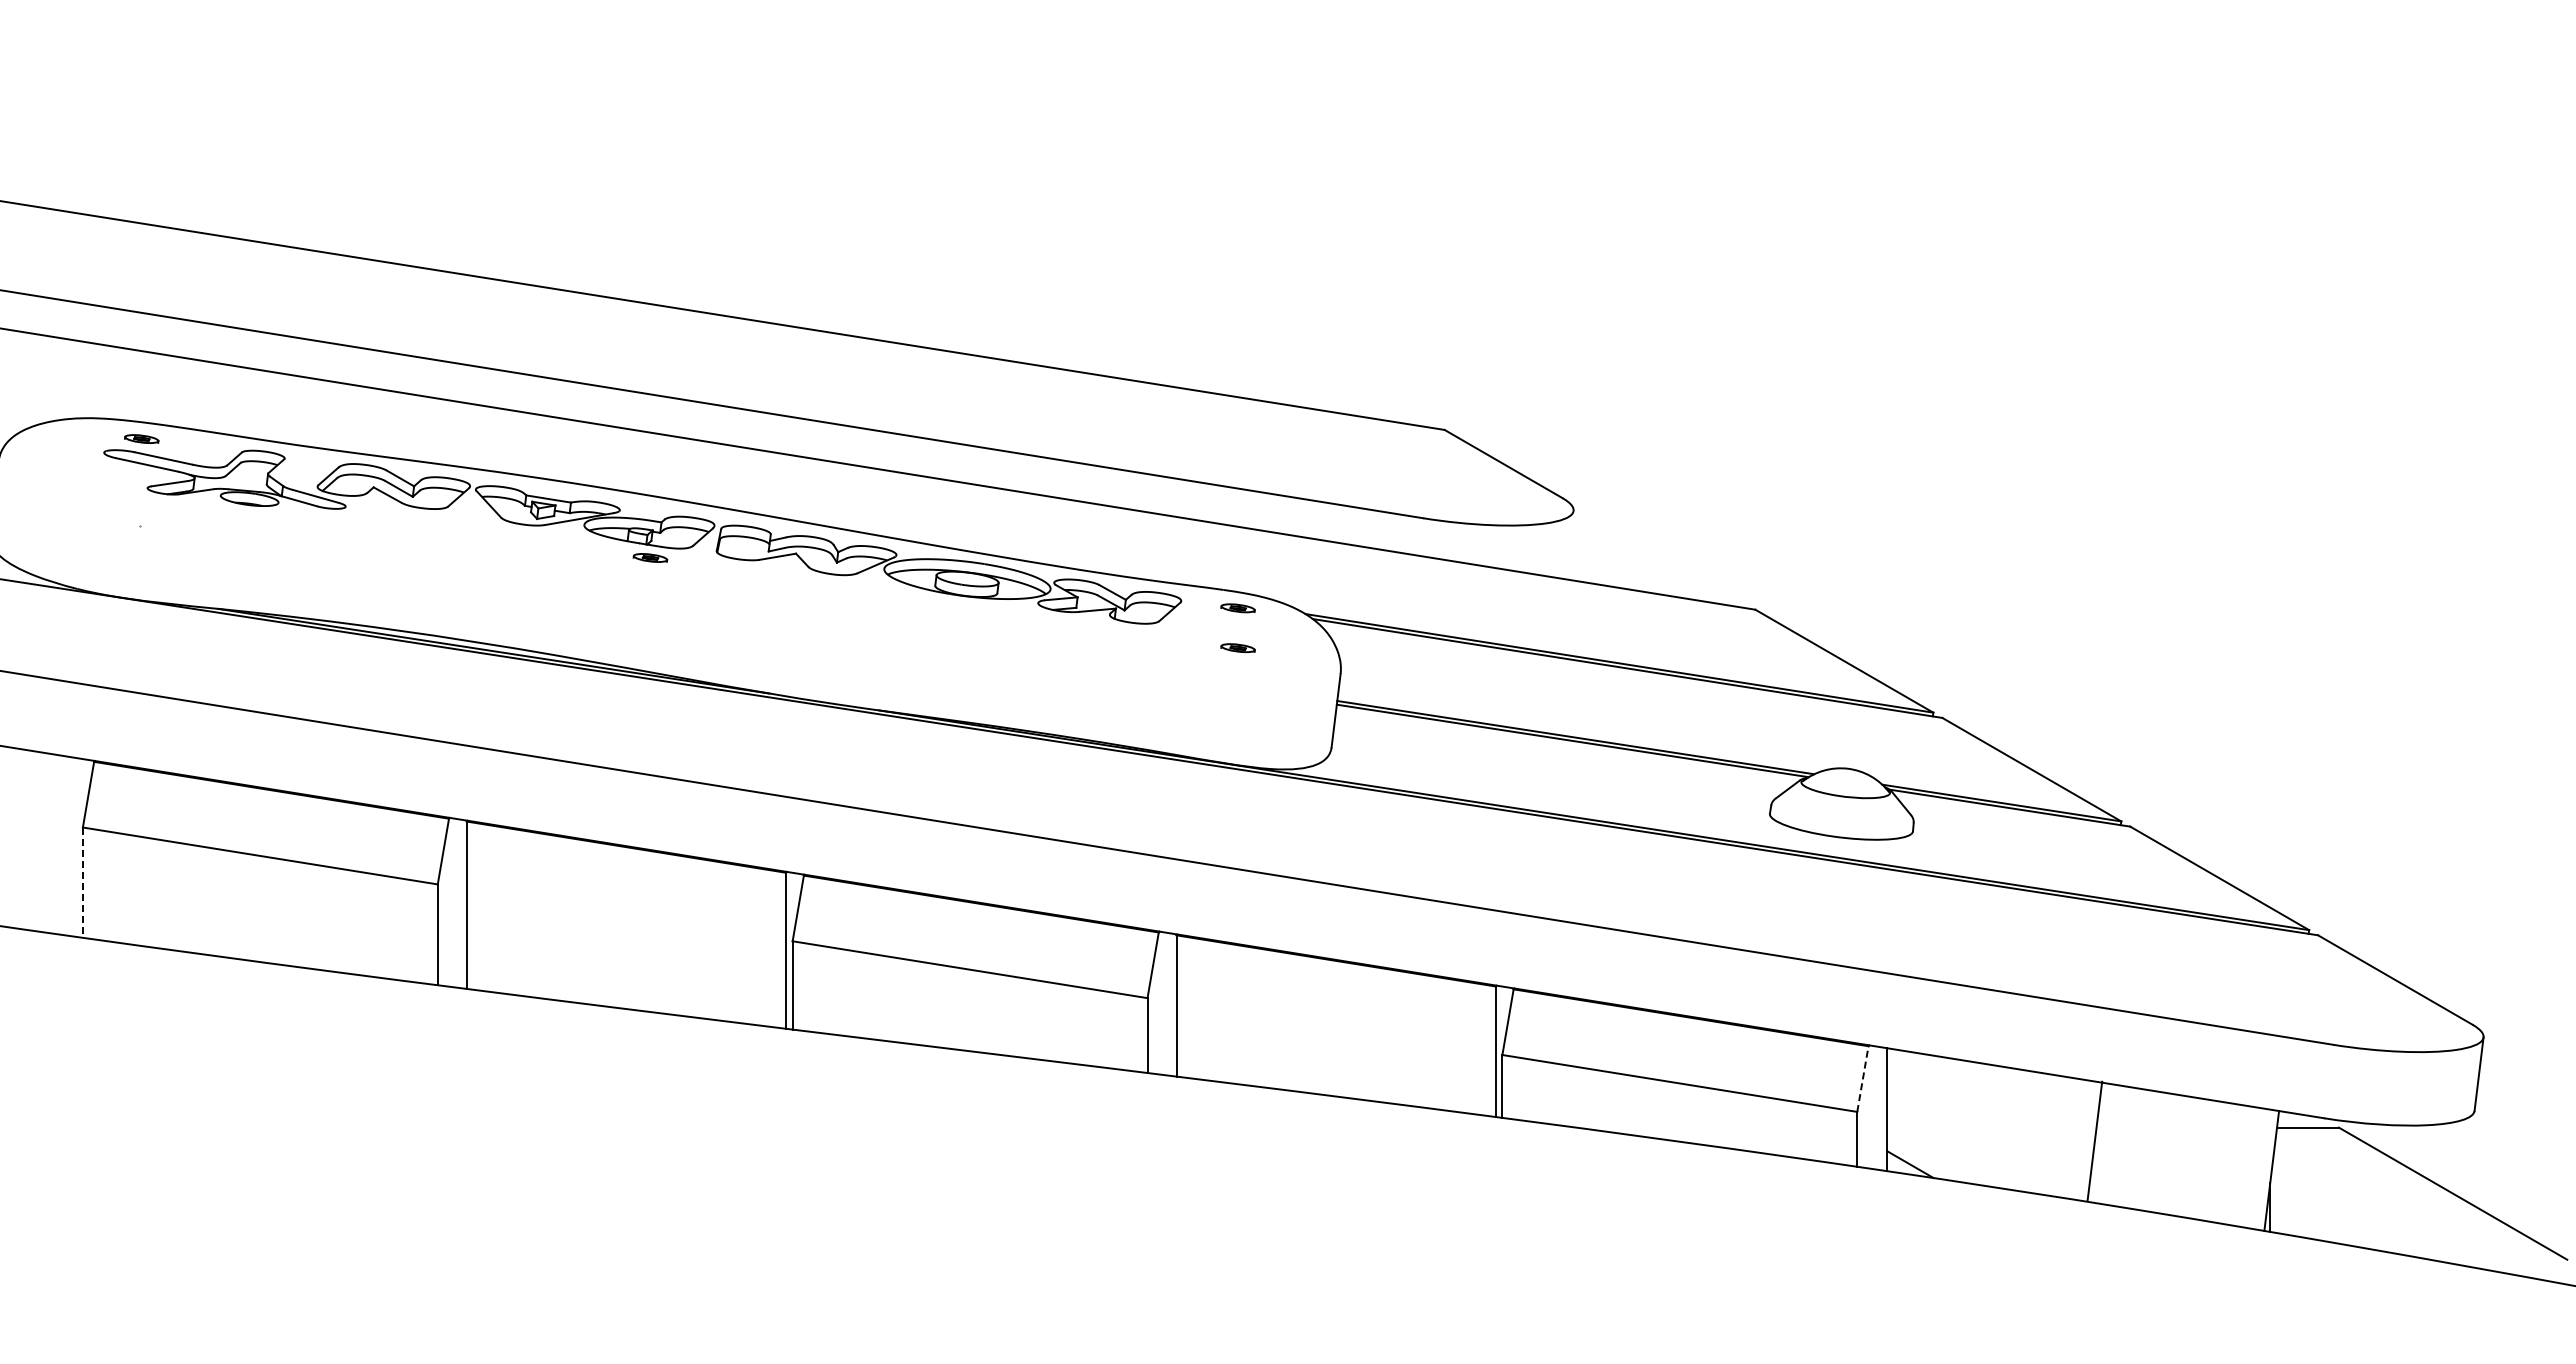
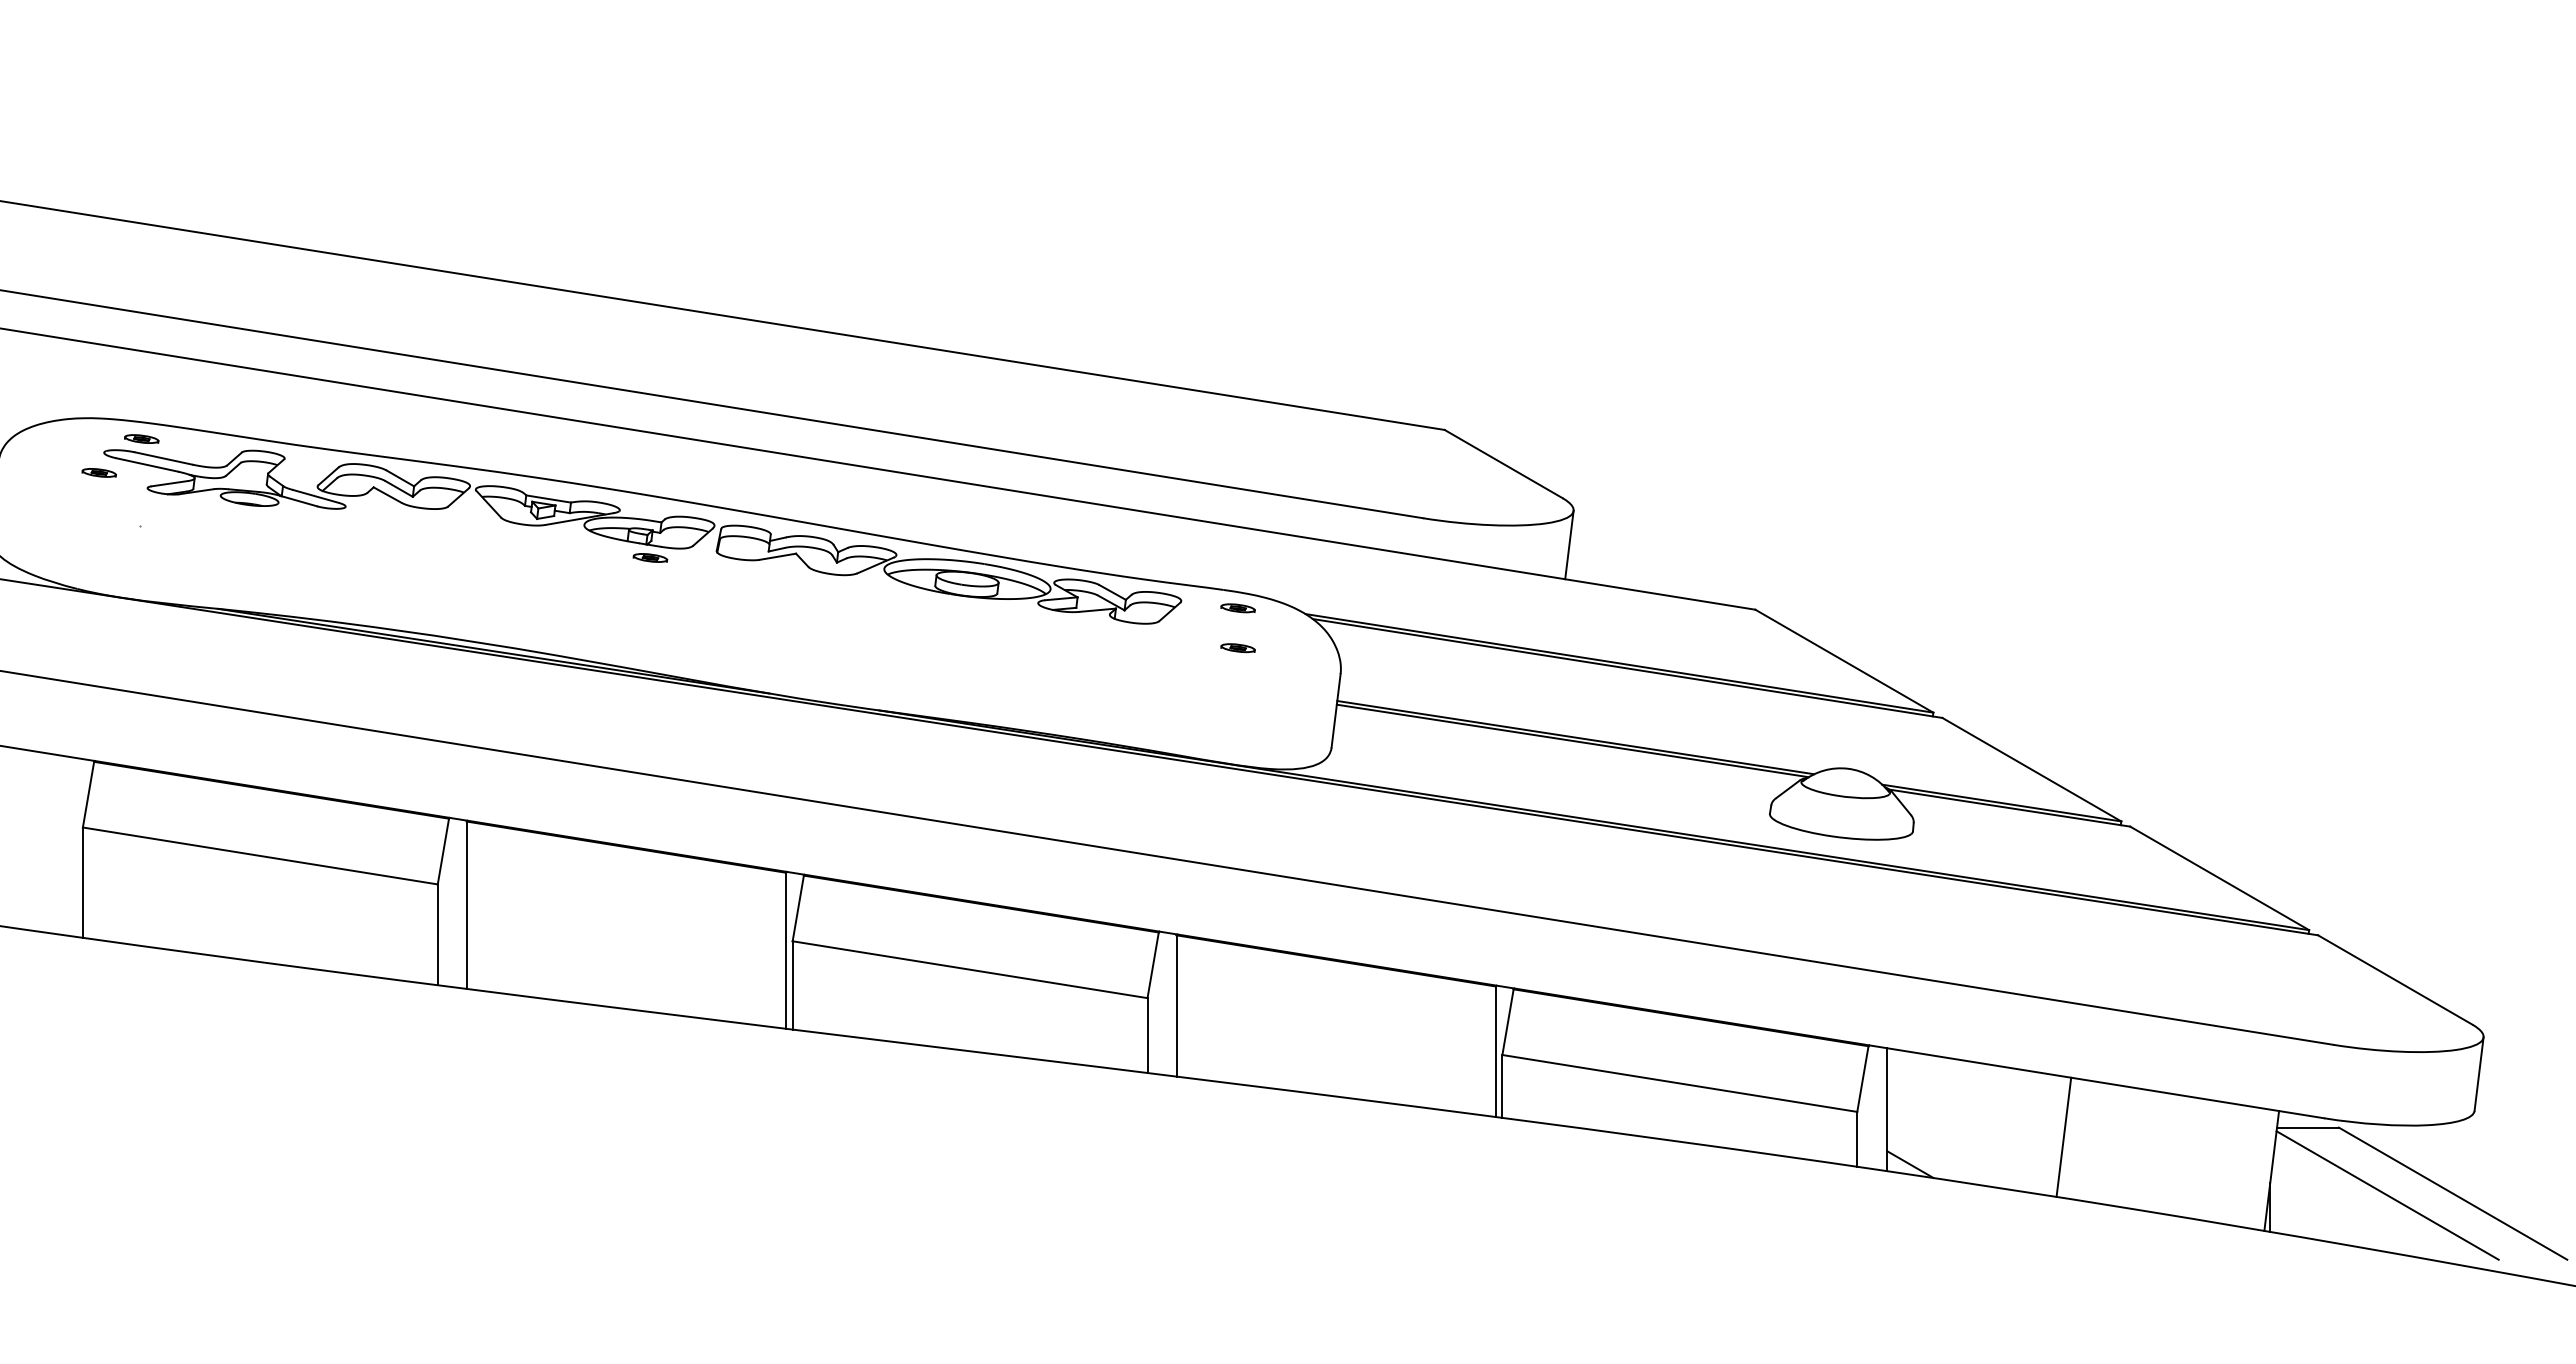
part: none -> present (98, 472)
line: none -> present (1569, 544)
line: dashed -> solid (82, 883)
line: dashed -> solid (1862, 1078)
line position: (2094, 1140) -> (2063, 1136) (2063, 1136)
line: none -> present (2387, 1195)
